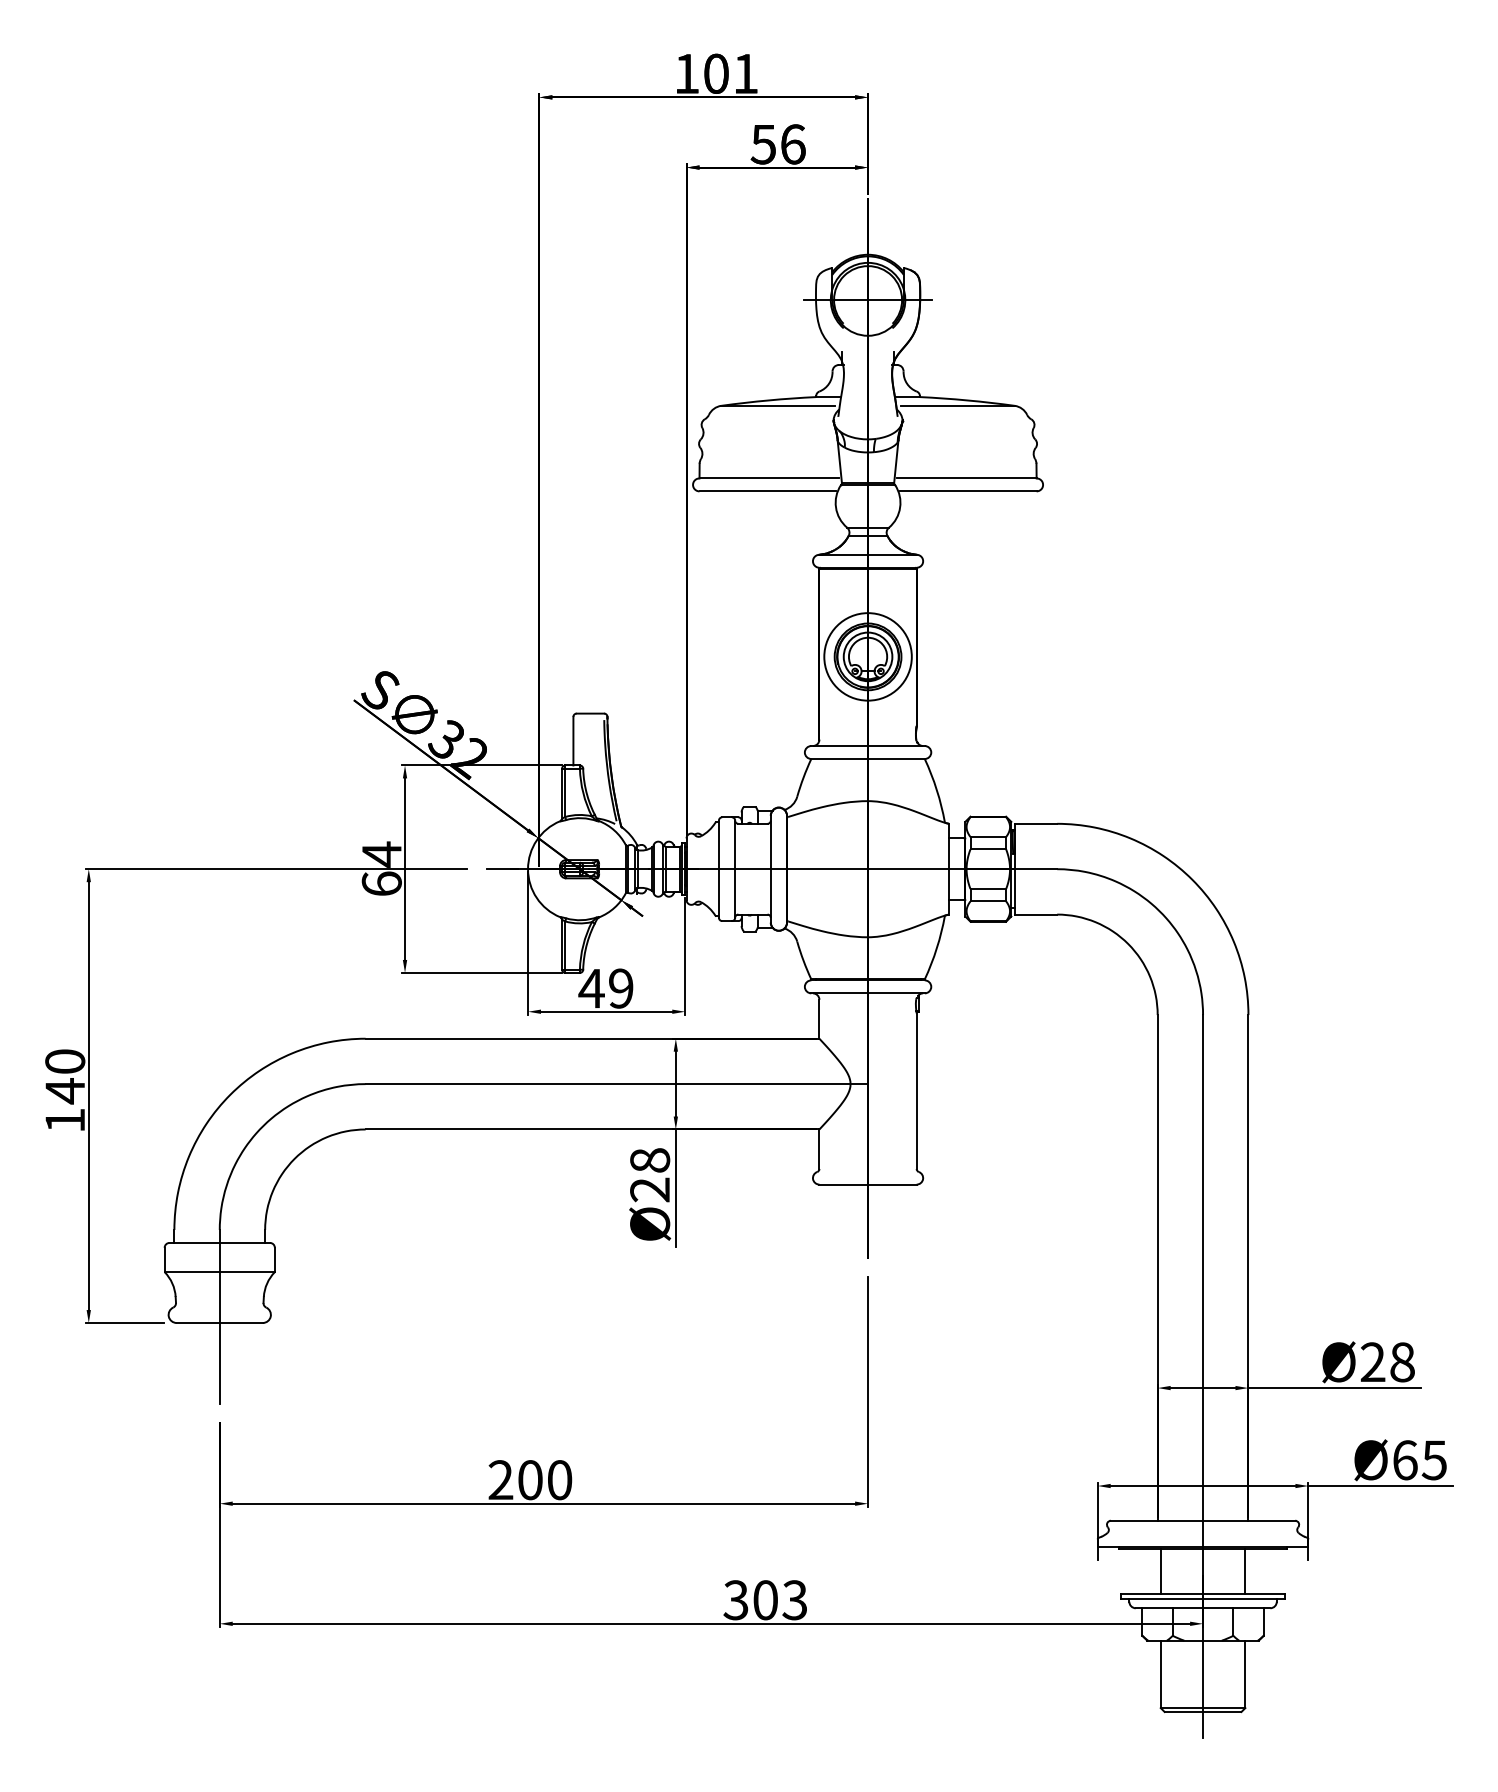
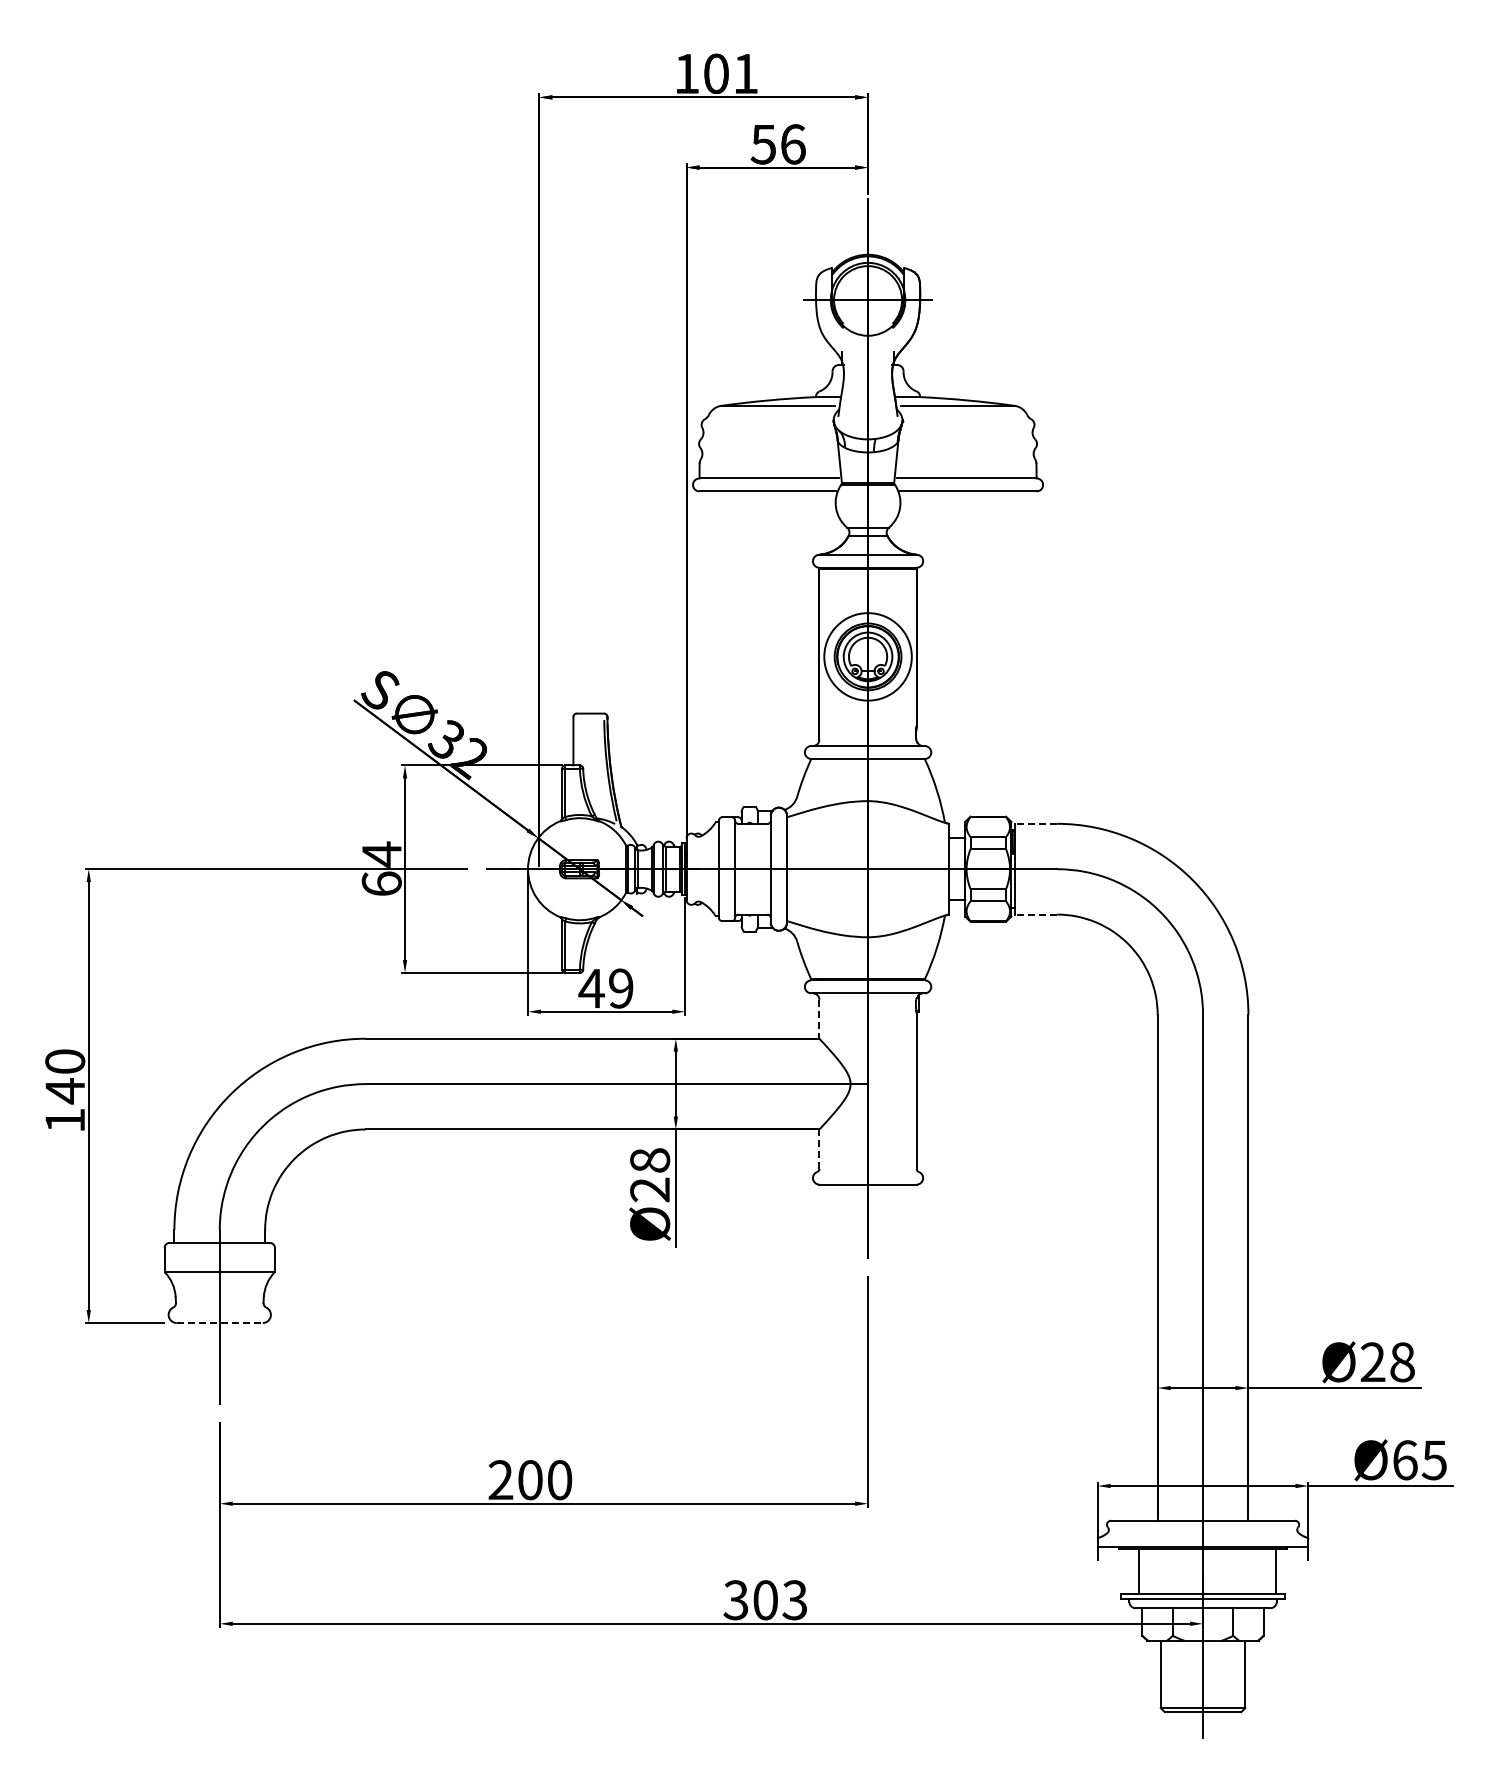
line: solid -> dashed (1035, 823)
line: solid -> dashed (1035, 914)
line: solid -> dashed (819, 1019)
line: solid -> dashed (819, 1149)
line: solid -> dashed (220, 1323)
line position: (1160, 1570) -> (1138, 1570) (1138, 1570)
line position: (1245, 1570) -> (1276, 1570) (1276, 1570)
